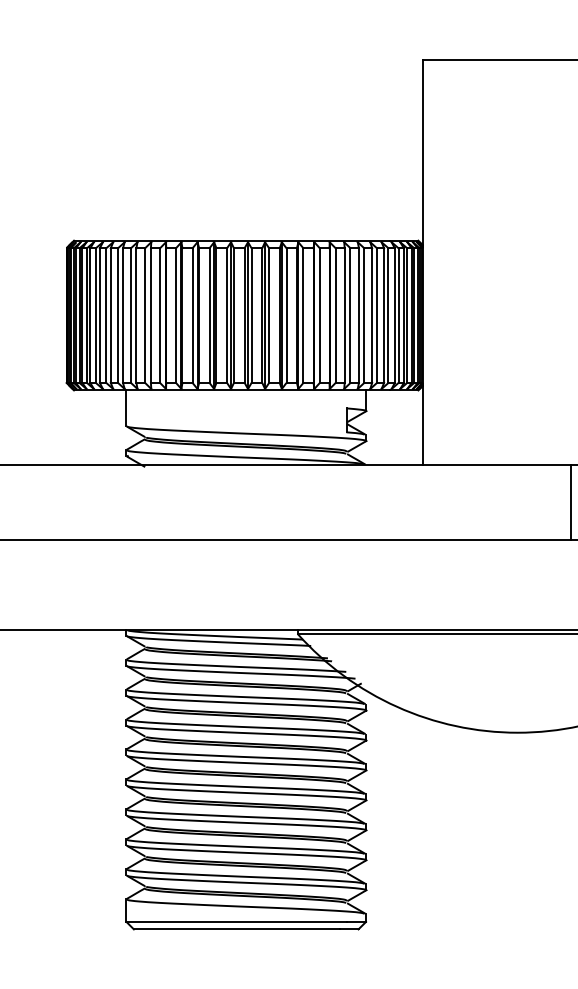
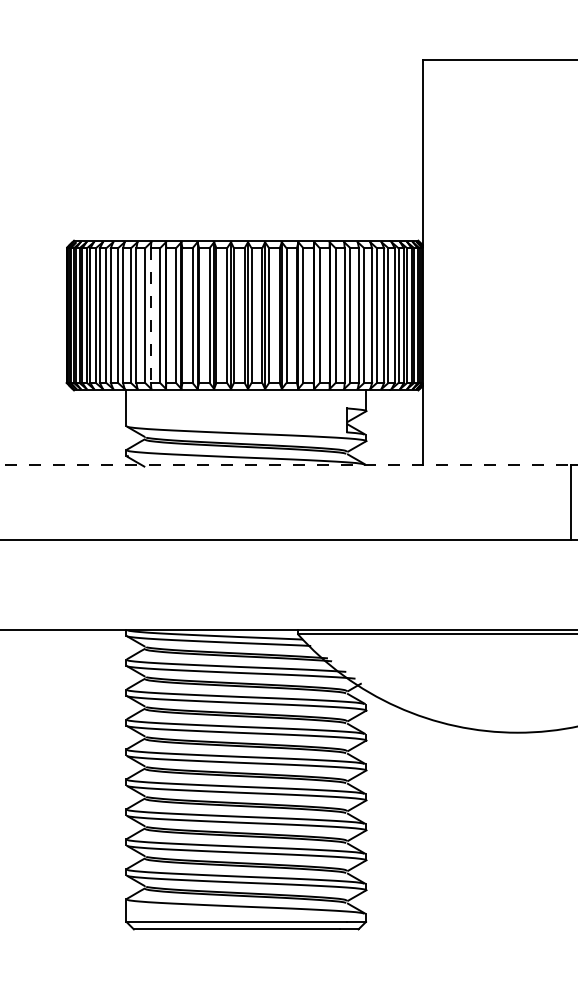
line: solid -> dashed (150, 316)
line: solid -> dashed (286, 465)
